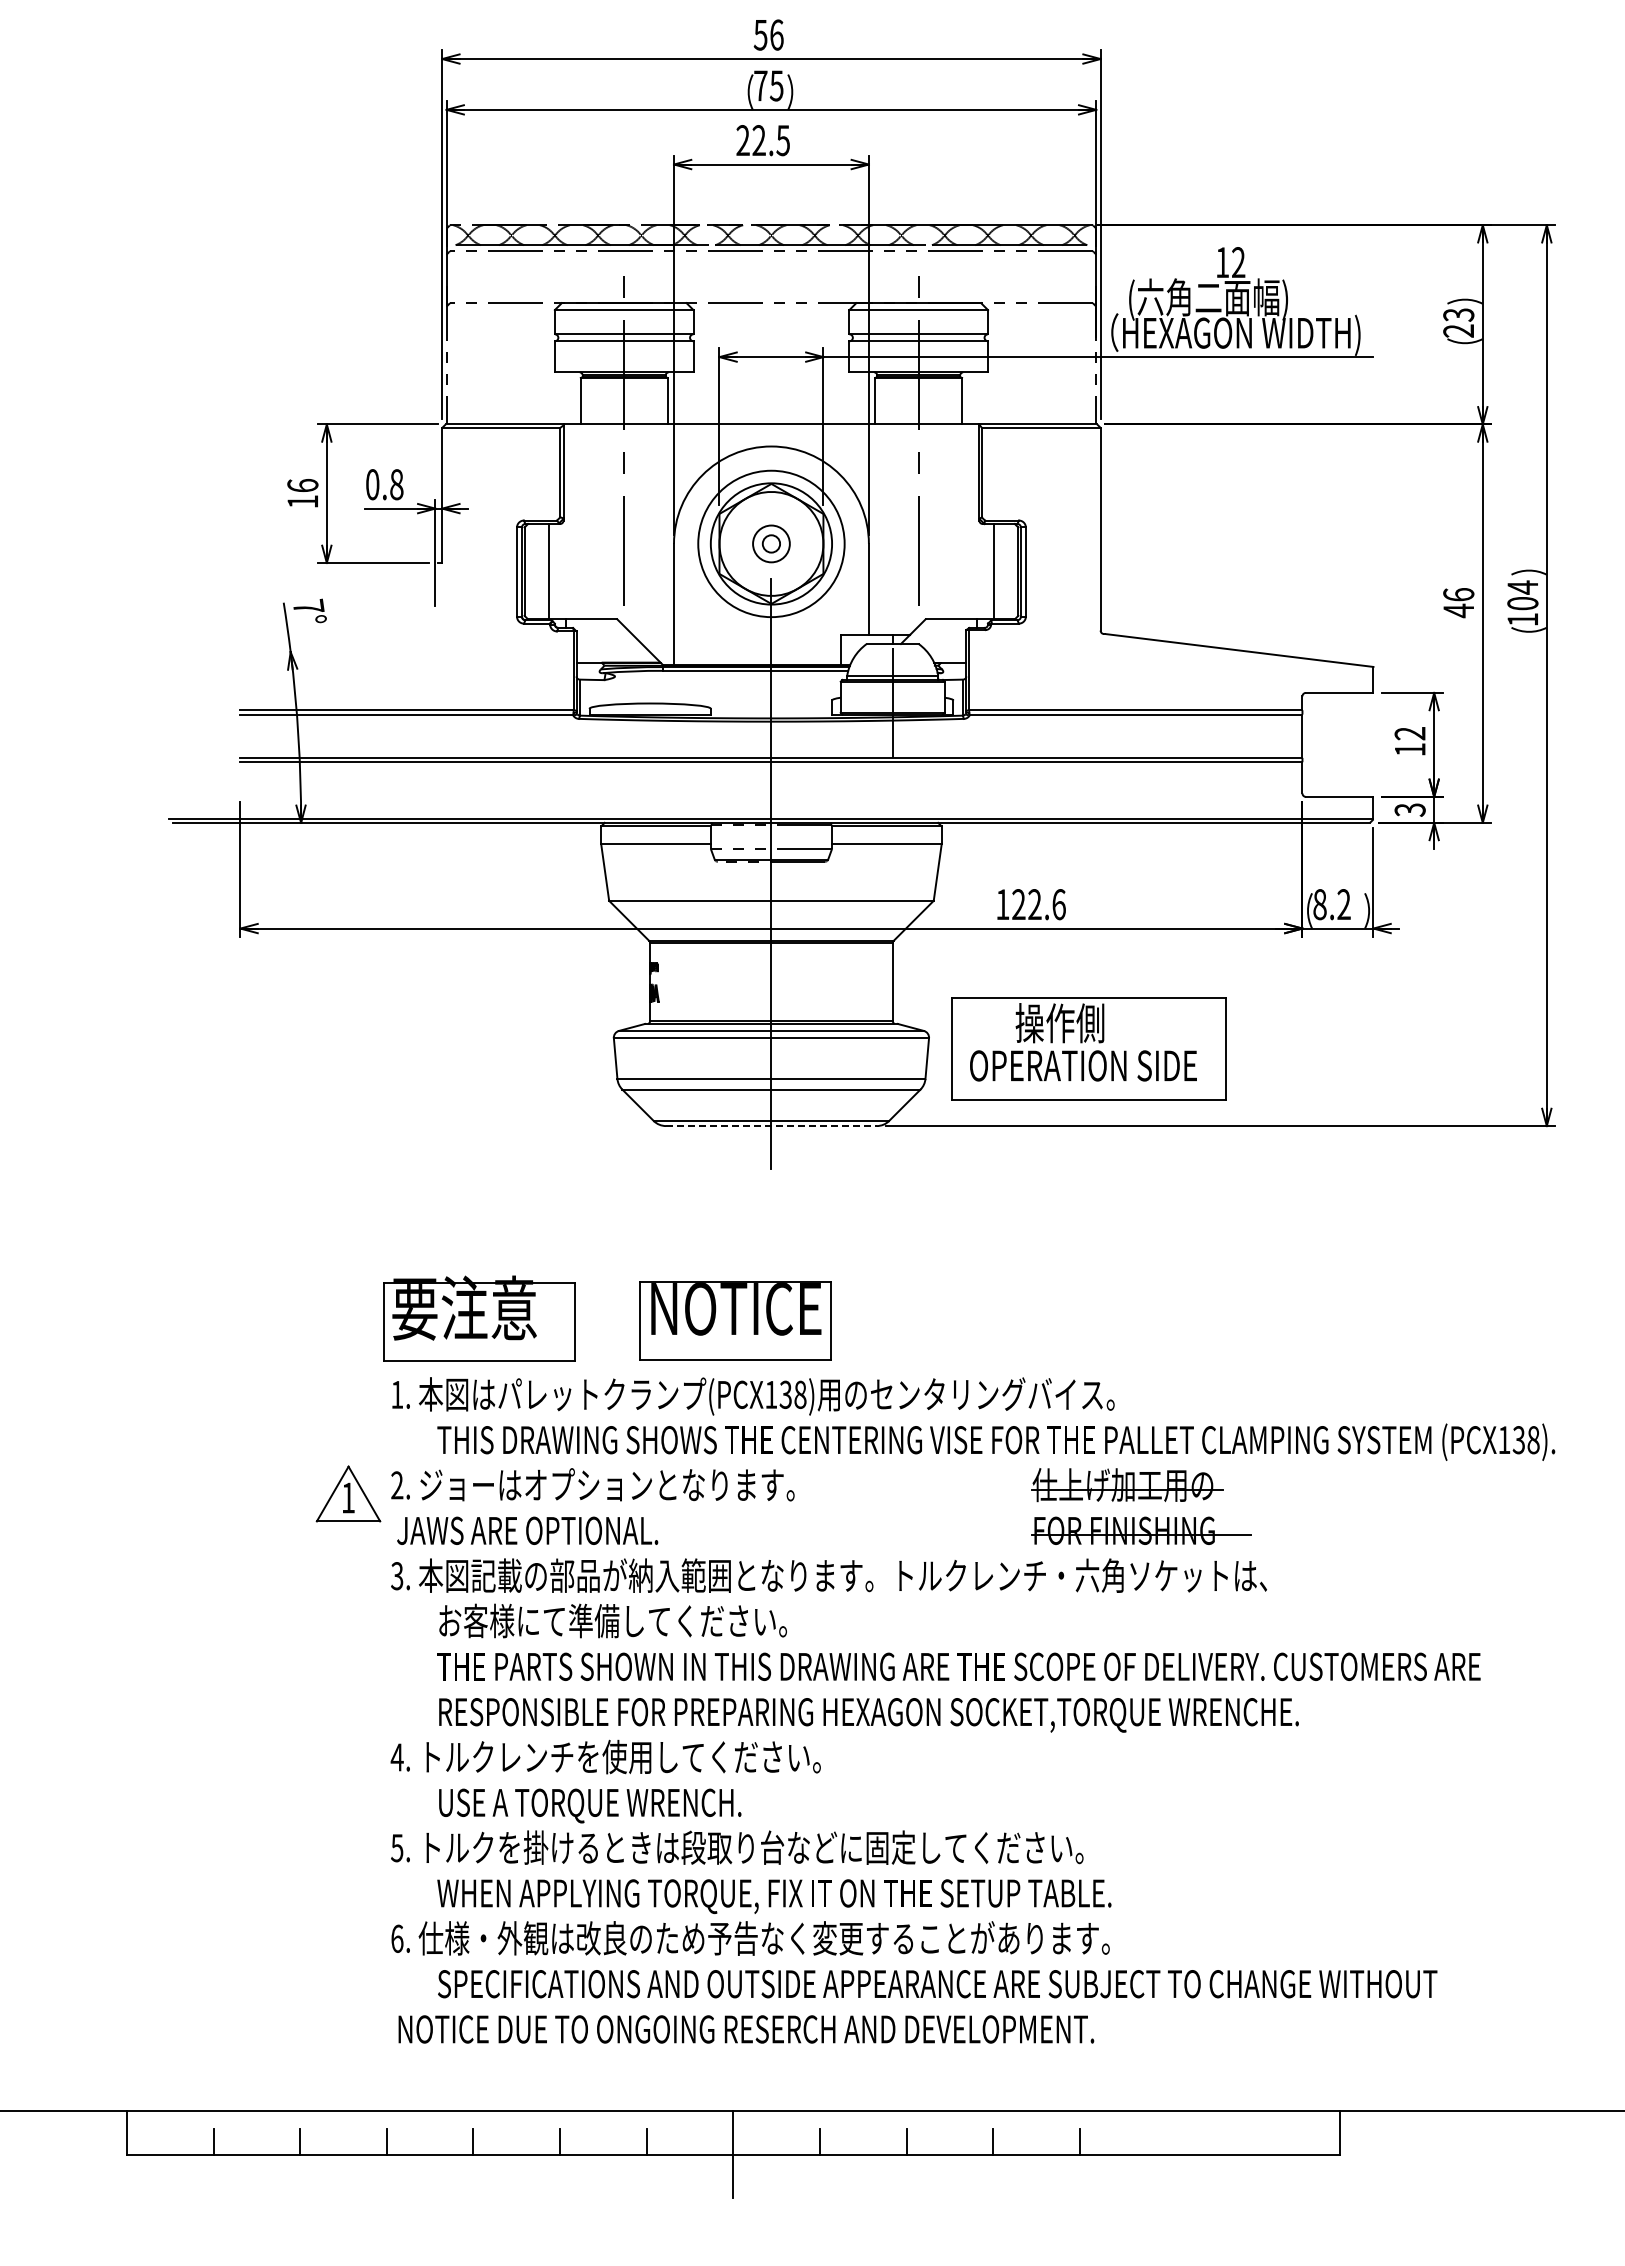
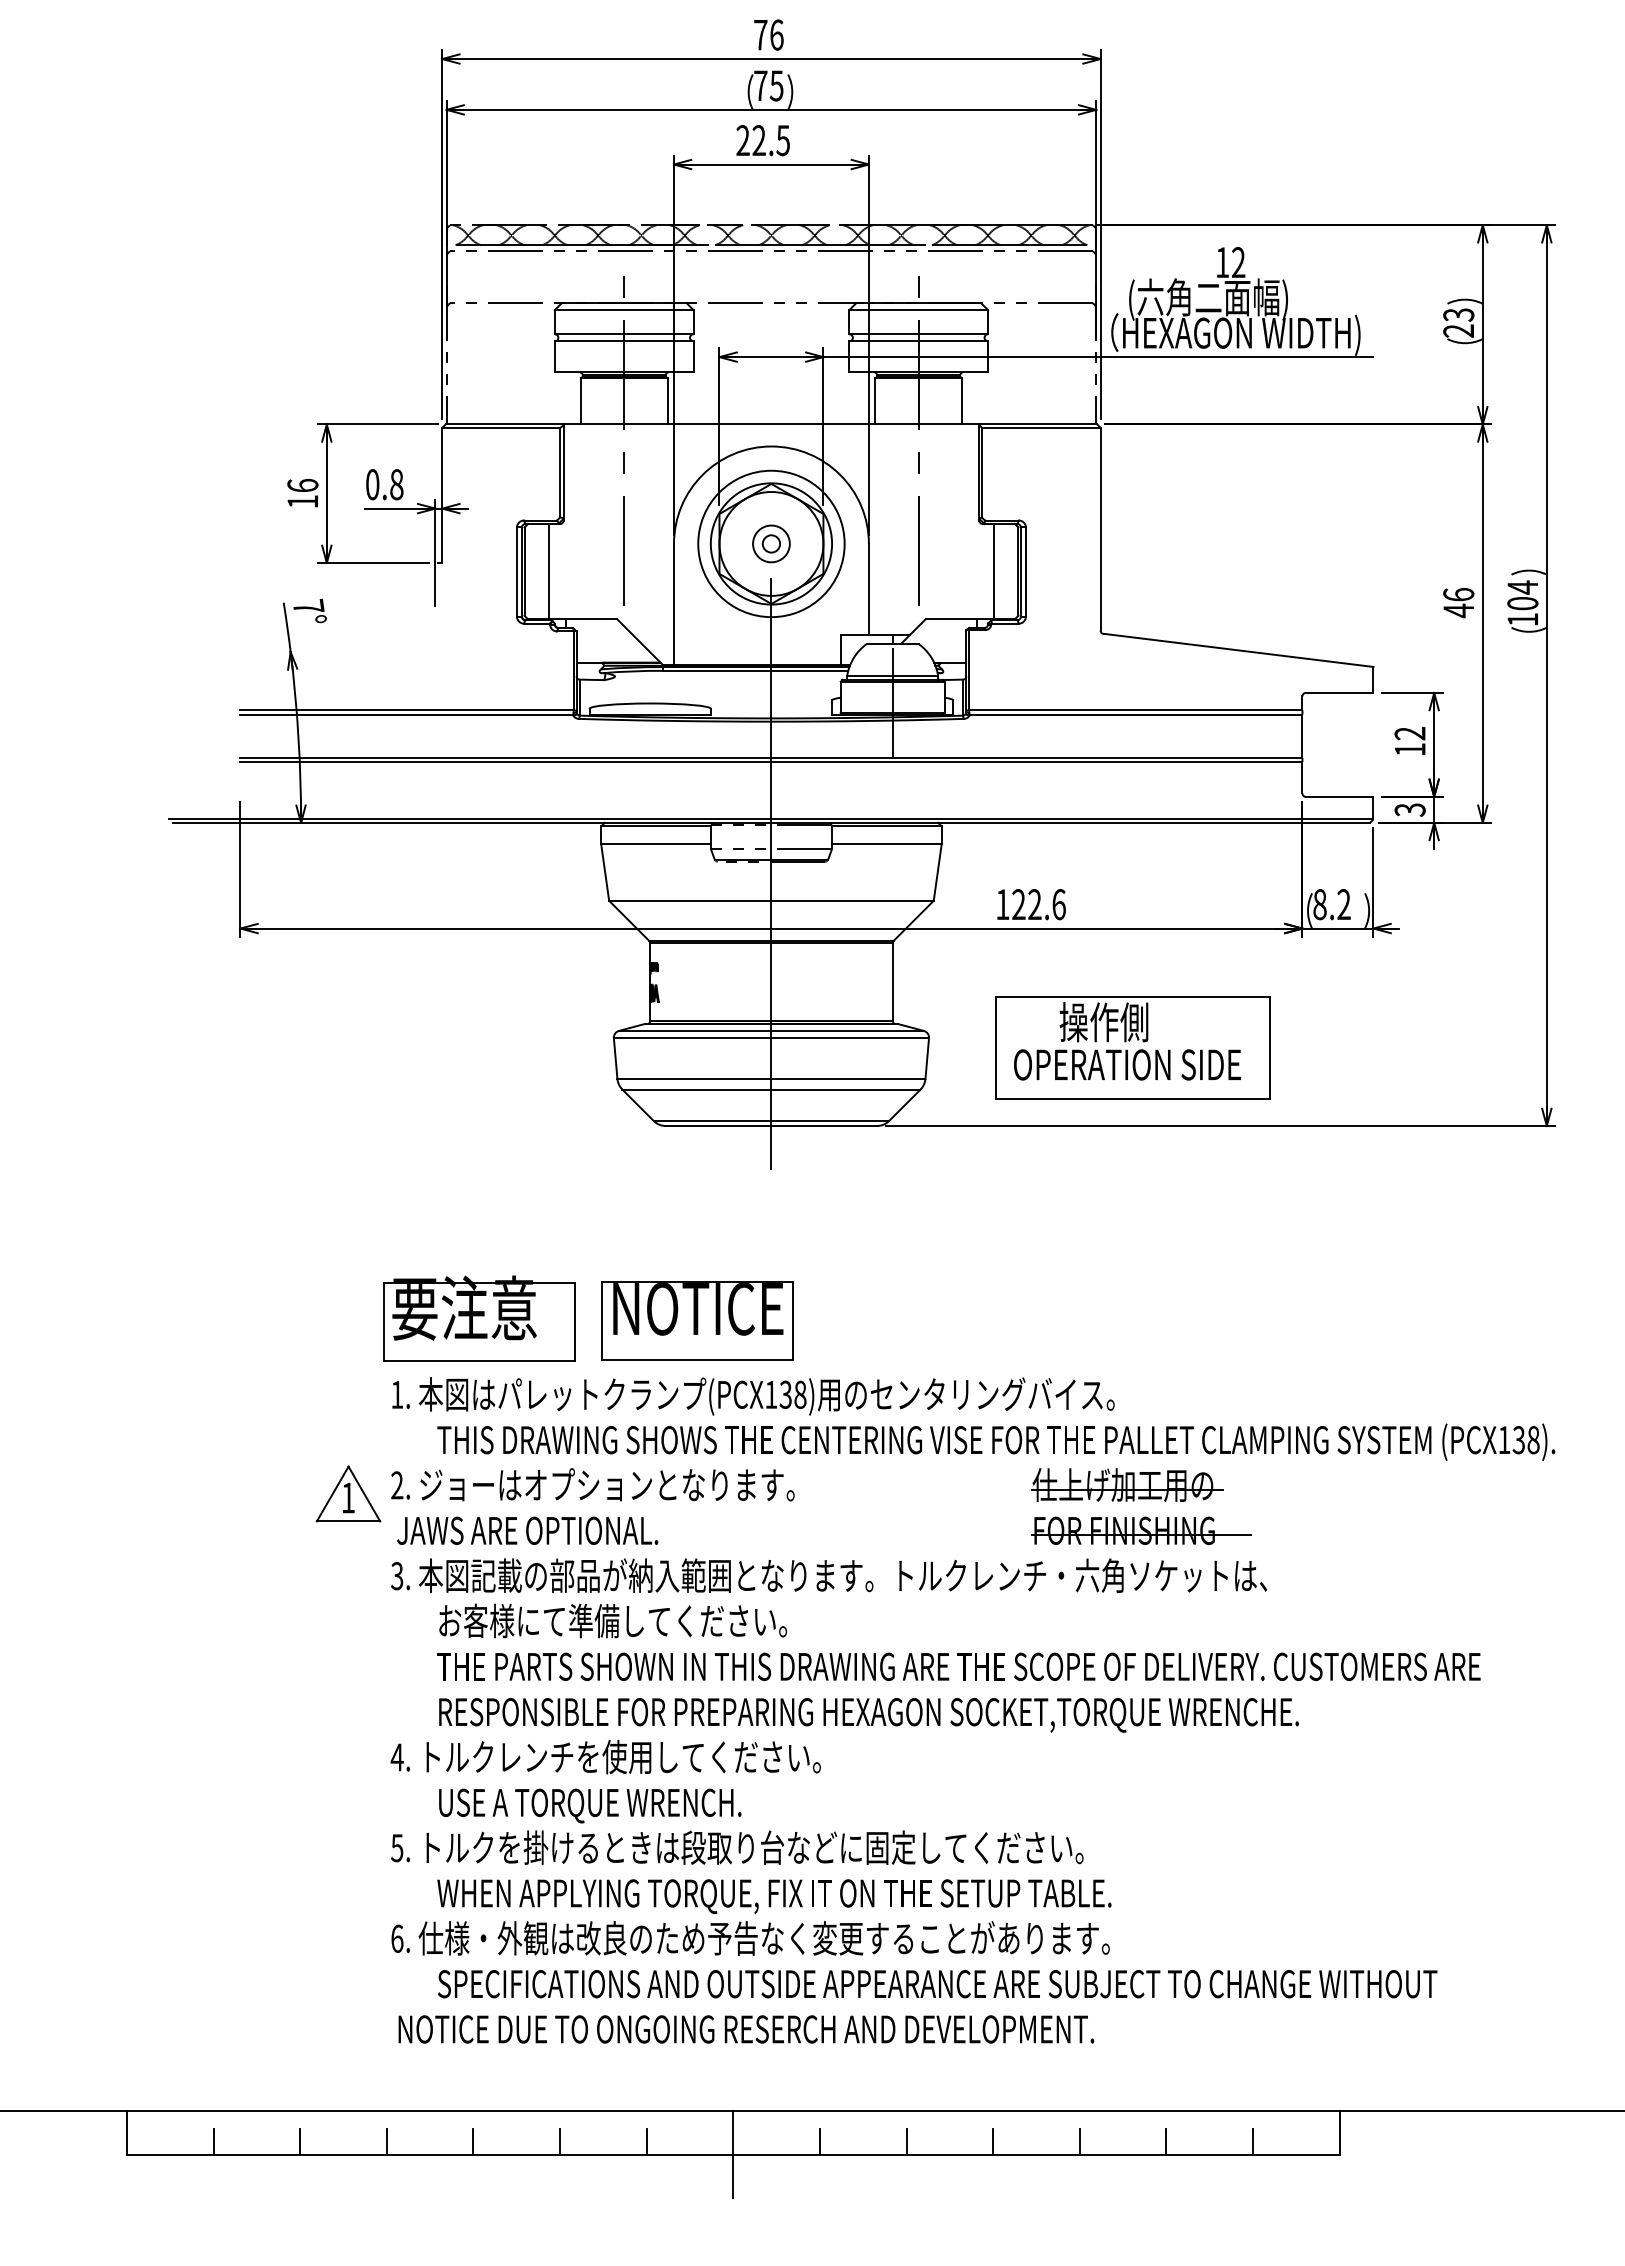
text: 56 -> 76 (760, 35)
part position: (1088, 1048) -> (1132, 1047) (1132, 1047)
line: dashed -> solid (771, 1126)
part position: (735, 1320) -> (697, 1320) (697, 1320)
line: none -> present (1166, 2141)
line: none -> present (1253, 2141)
